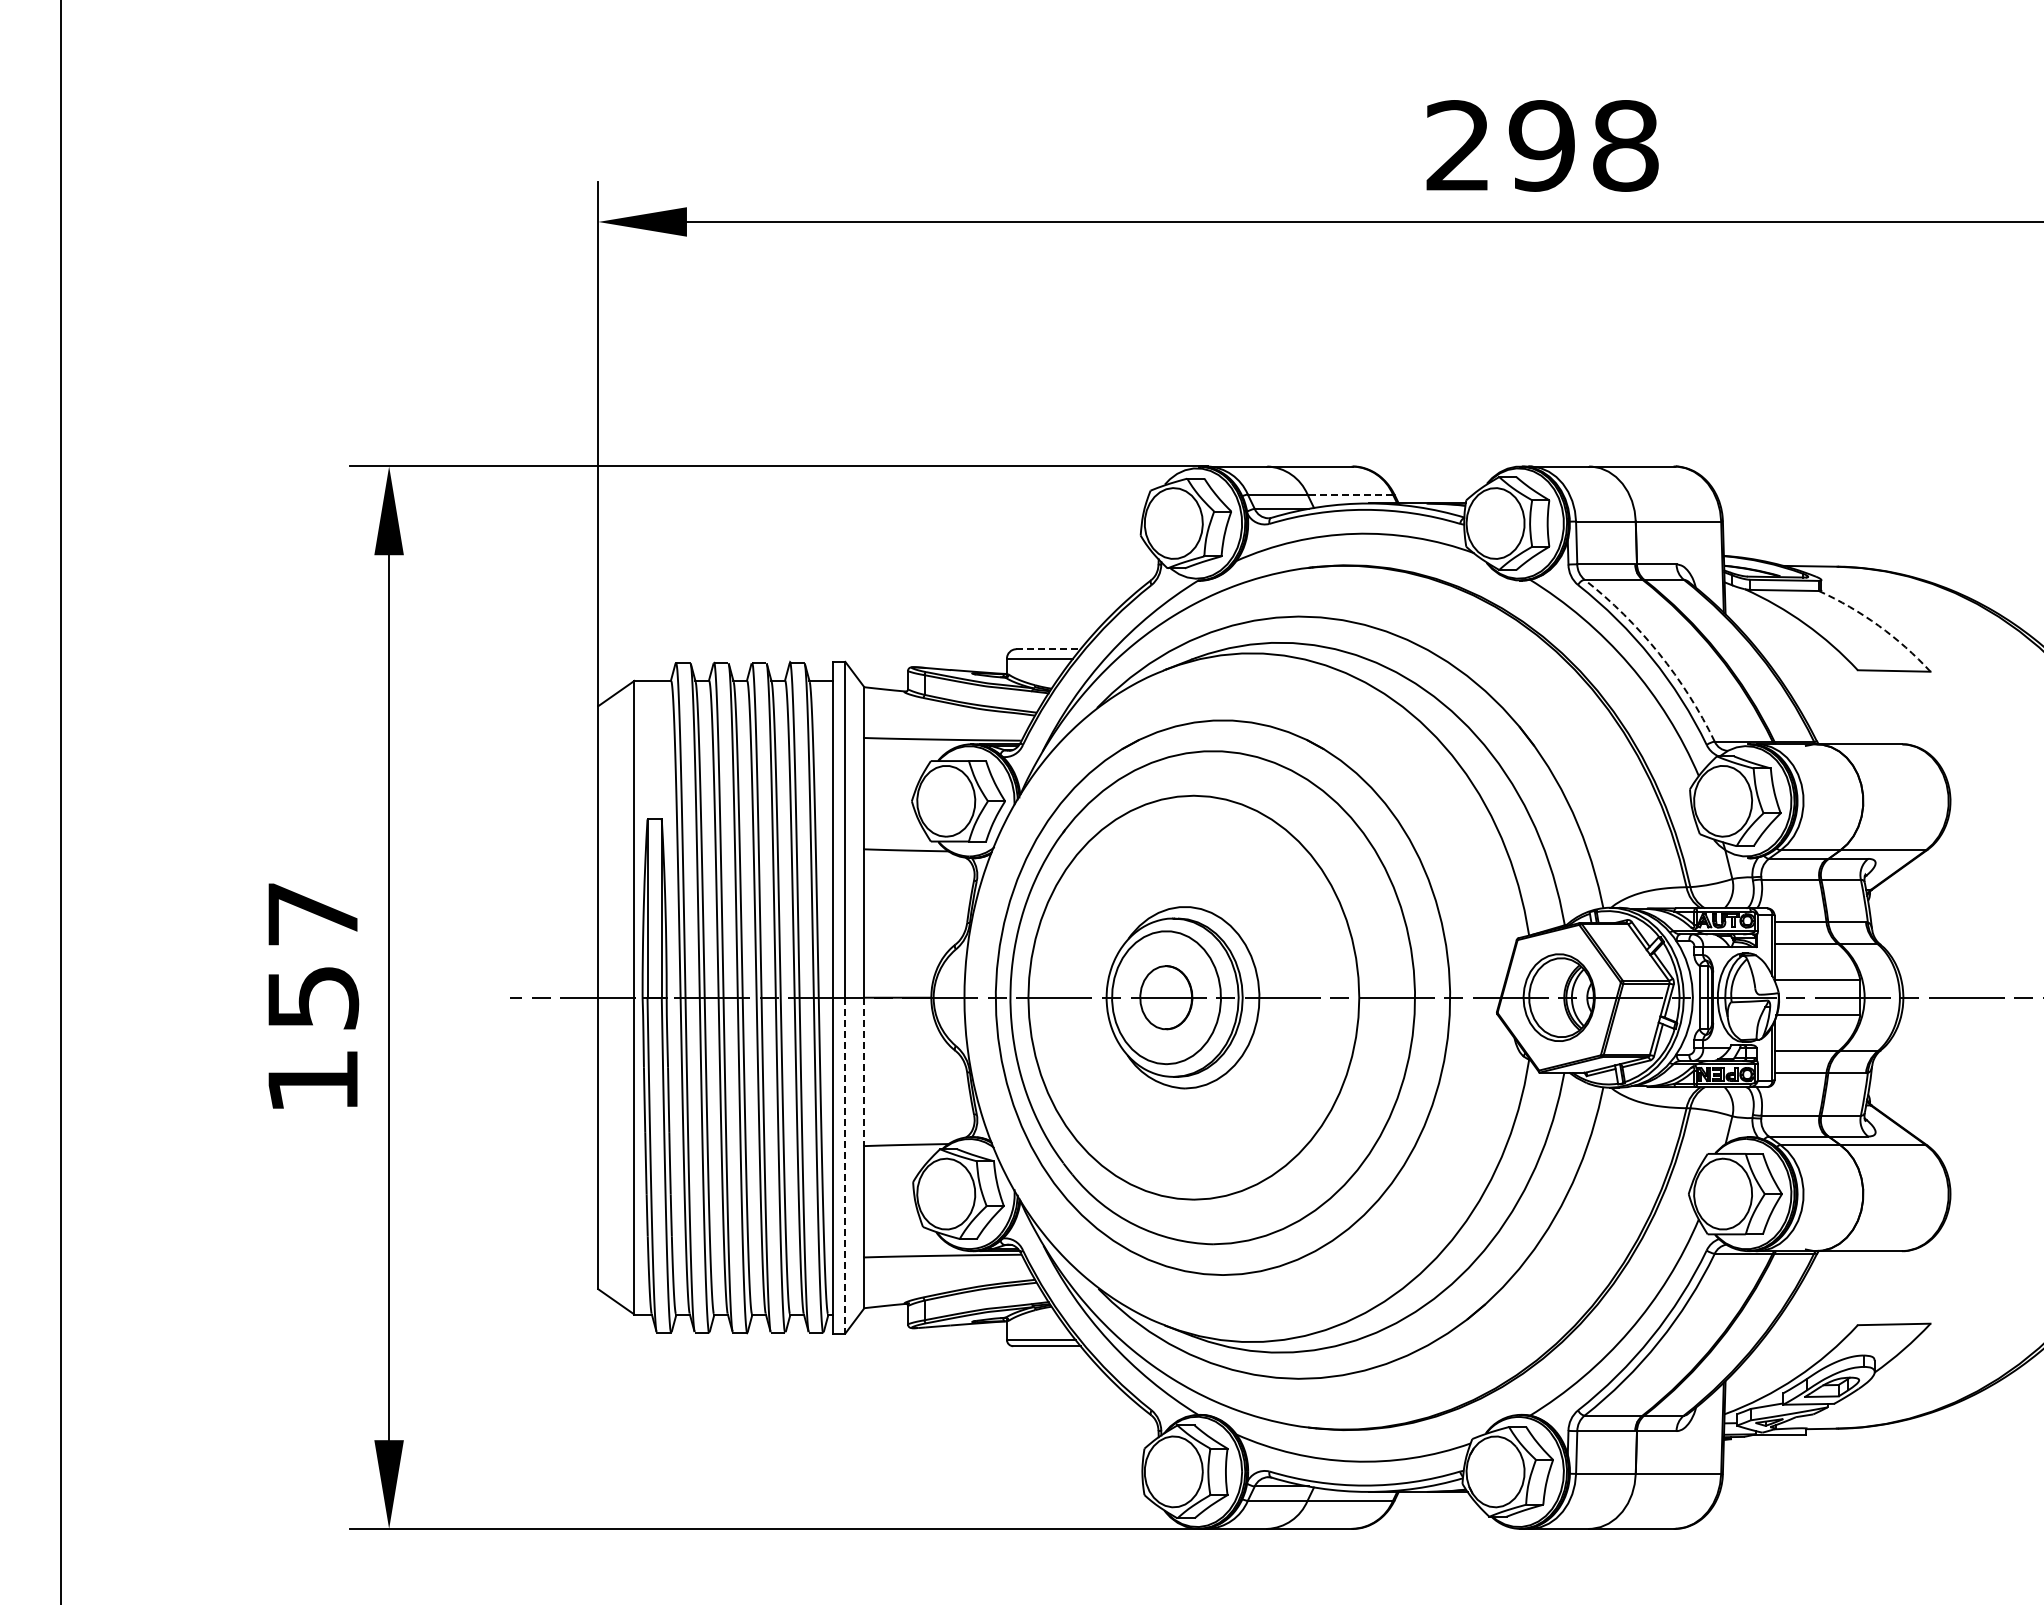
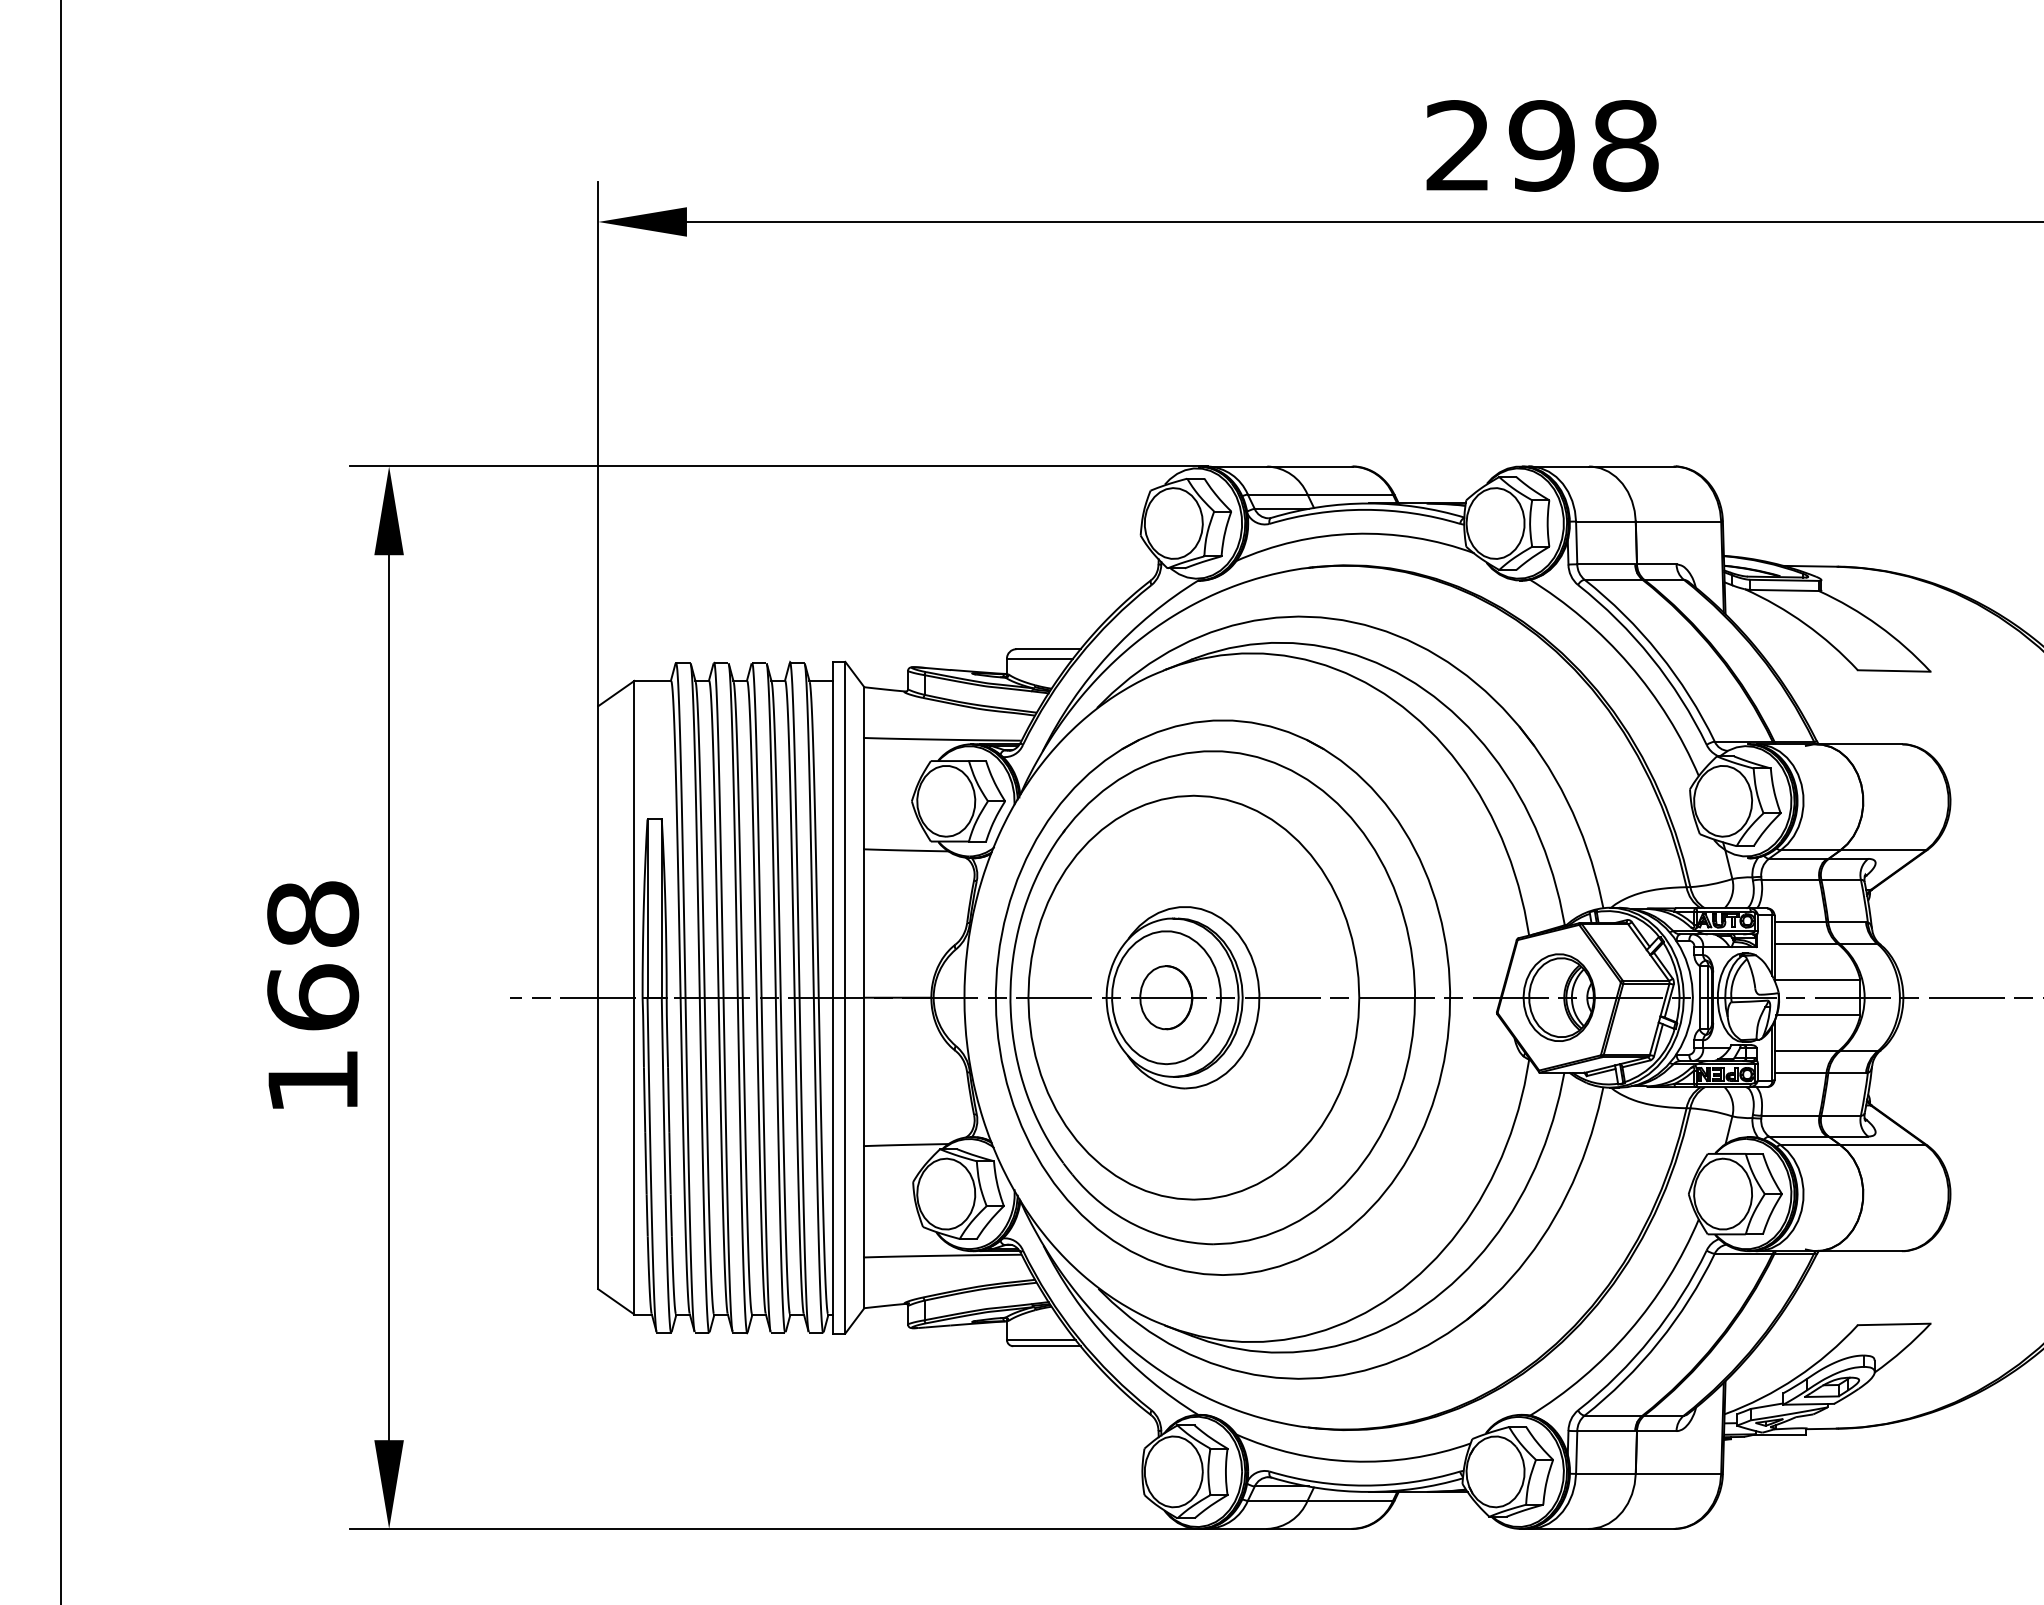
line: dashed -> solid (1350, 494)
arc: dashed -> solid (1878, 625)
line: dashed -> solid (1049, 649)
arc: dashed -> solid (1658, 653)
text: 157 -> 168 (313, 955)
line: dashed -> solid (864, 1072)
line: dashed -> solid (845, 1165)
